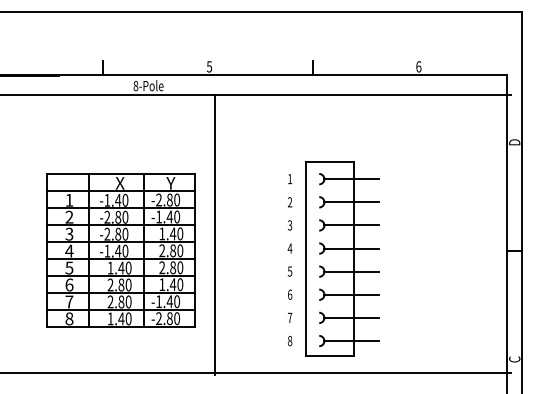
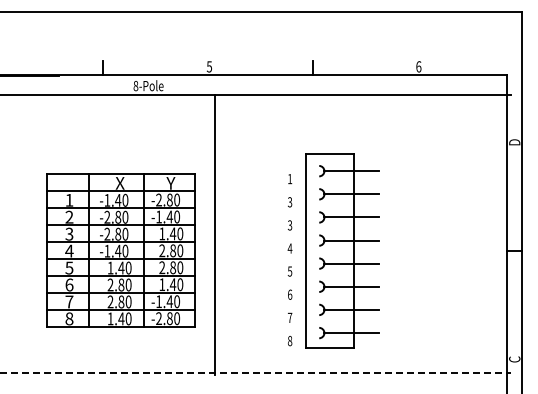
text: 2 -> 3 (290, 202)
part position: (342, 258) -> (342, 250) (342, 250)
line: solid -> dashed (255, 373)
